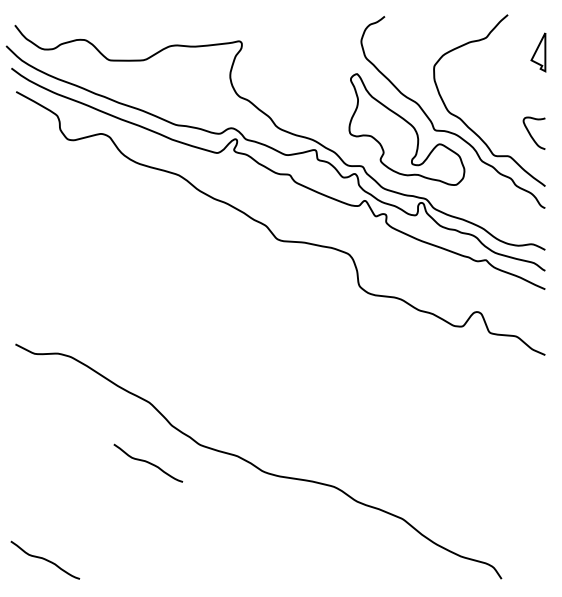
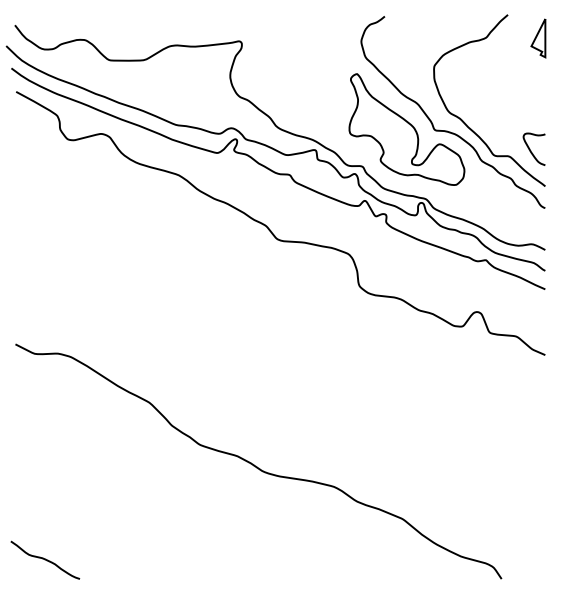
part position: (538, 52) -> (538, 38) (538, 38)
curve position: (531, 134) -> (531, 150) (531, 150)
curve: present -> none (148, 462)
